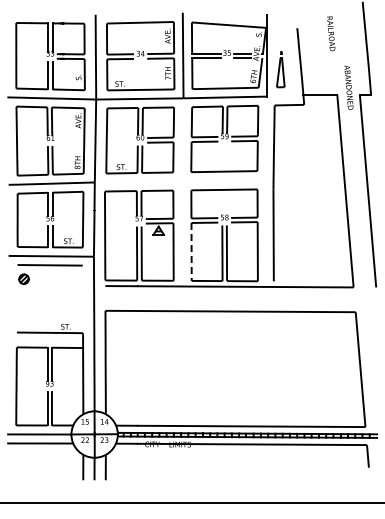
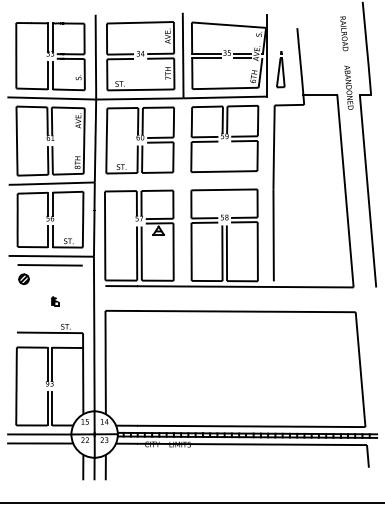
text position: (331, 33) -> (344, 33) (344, 33)
line: dashed -> solid (191, 251)
part: none -> present (55, 301)
